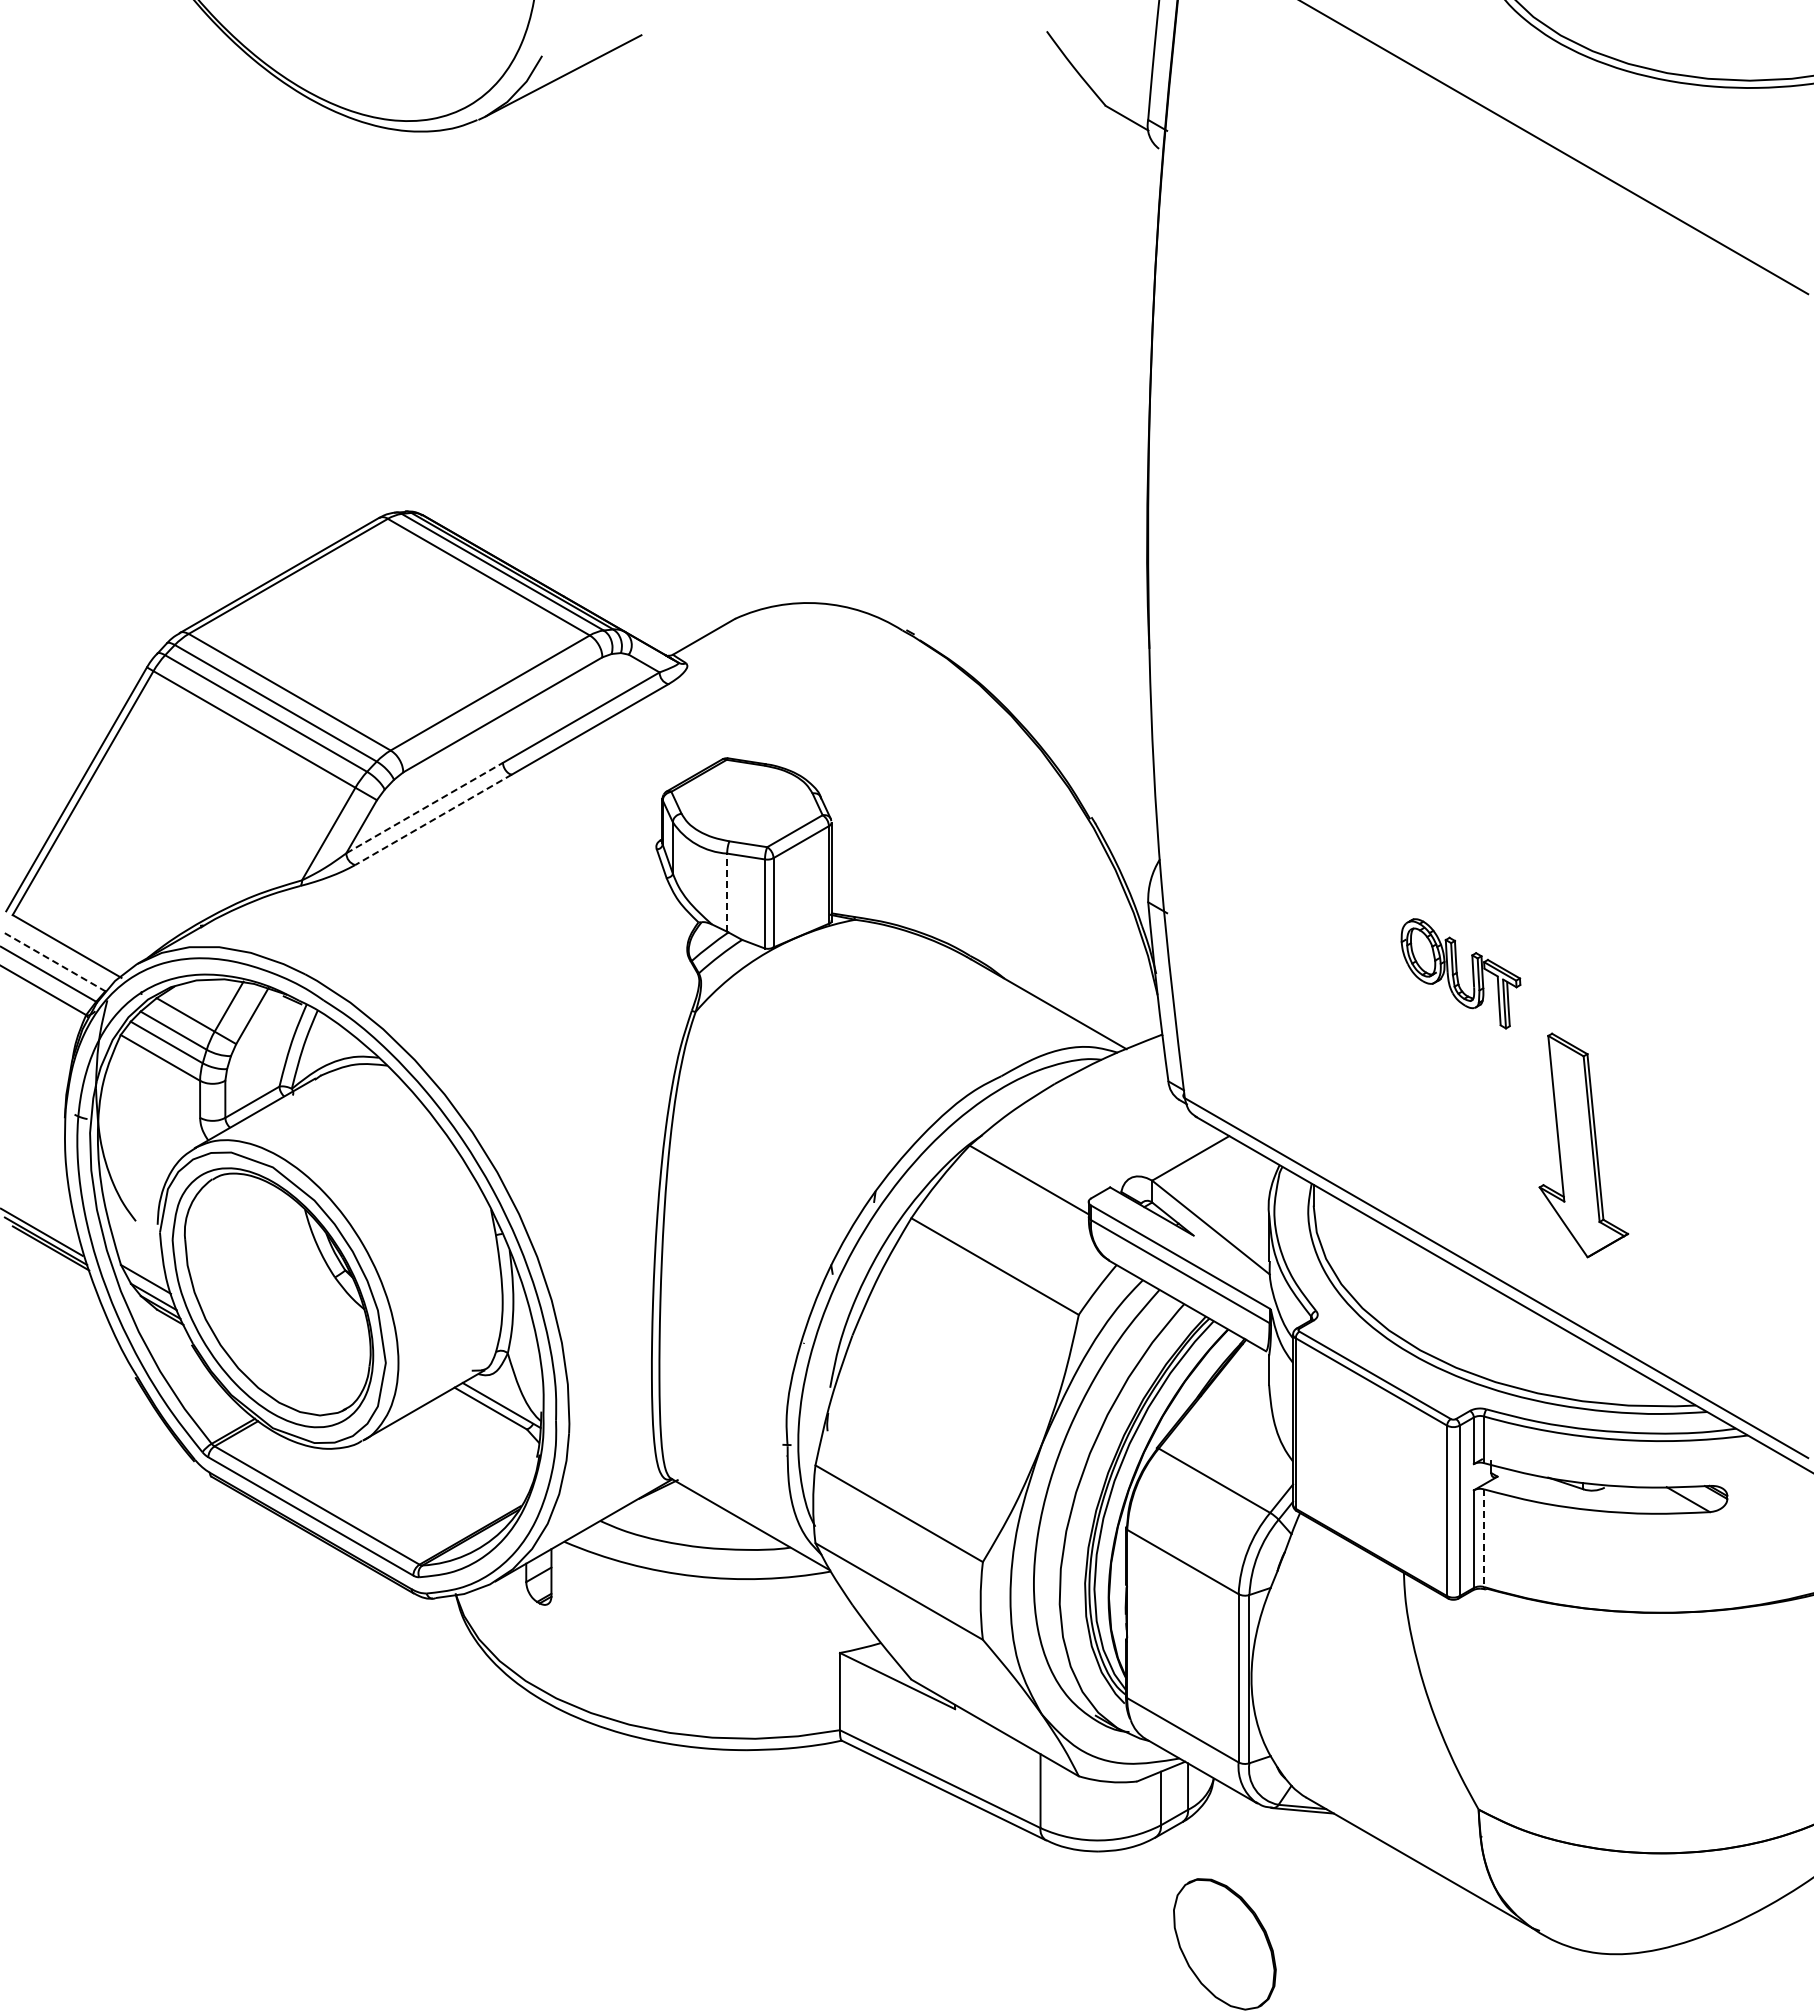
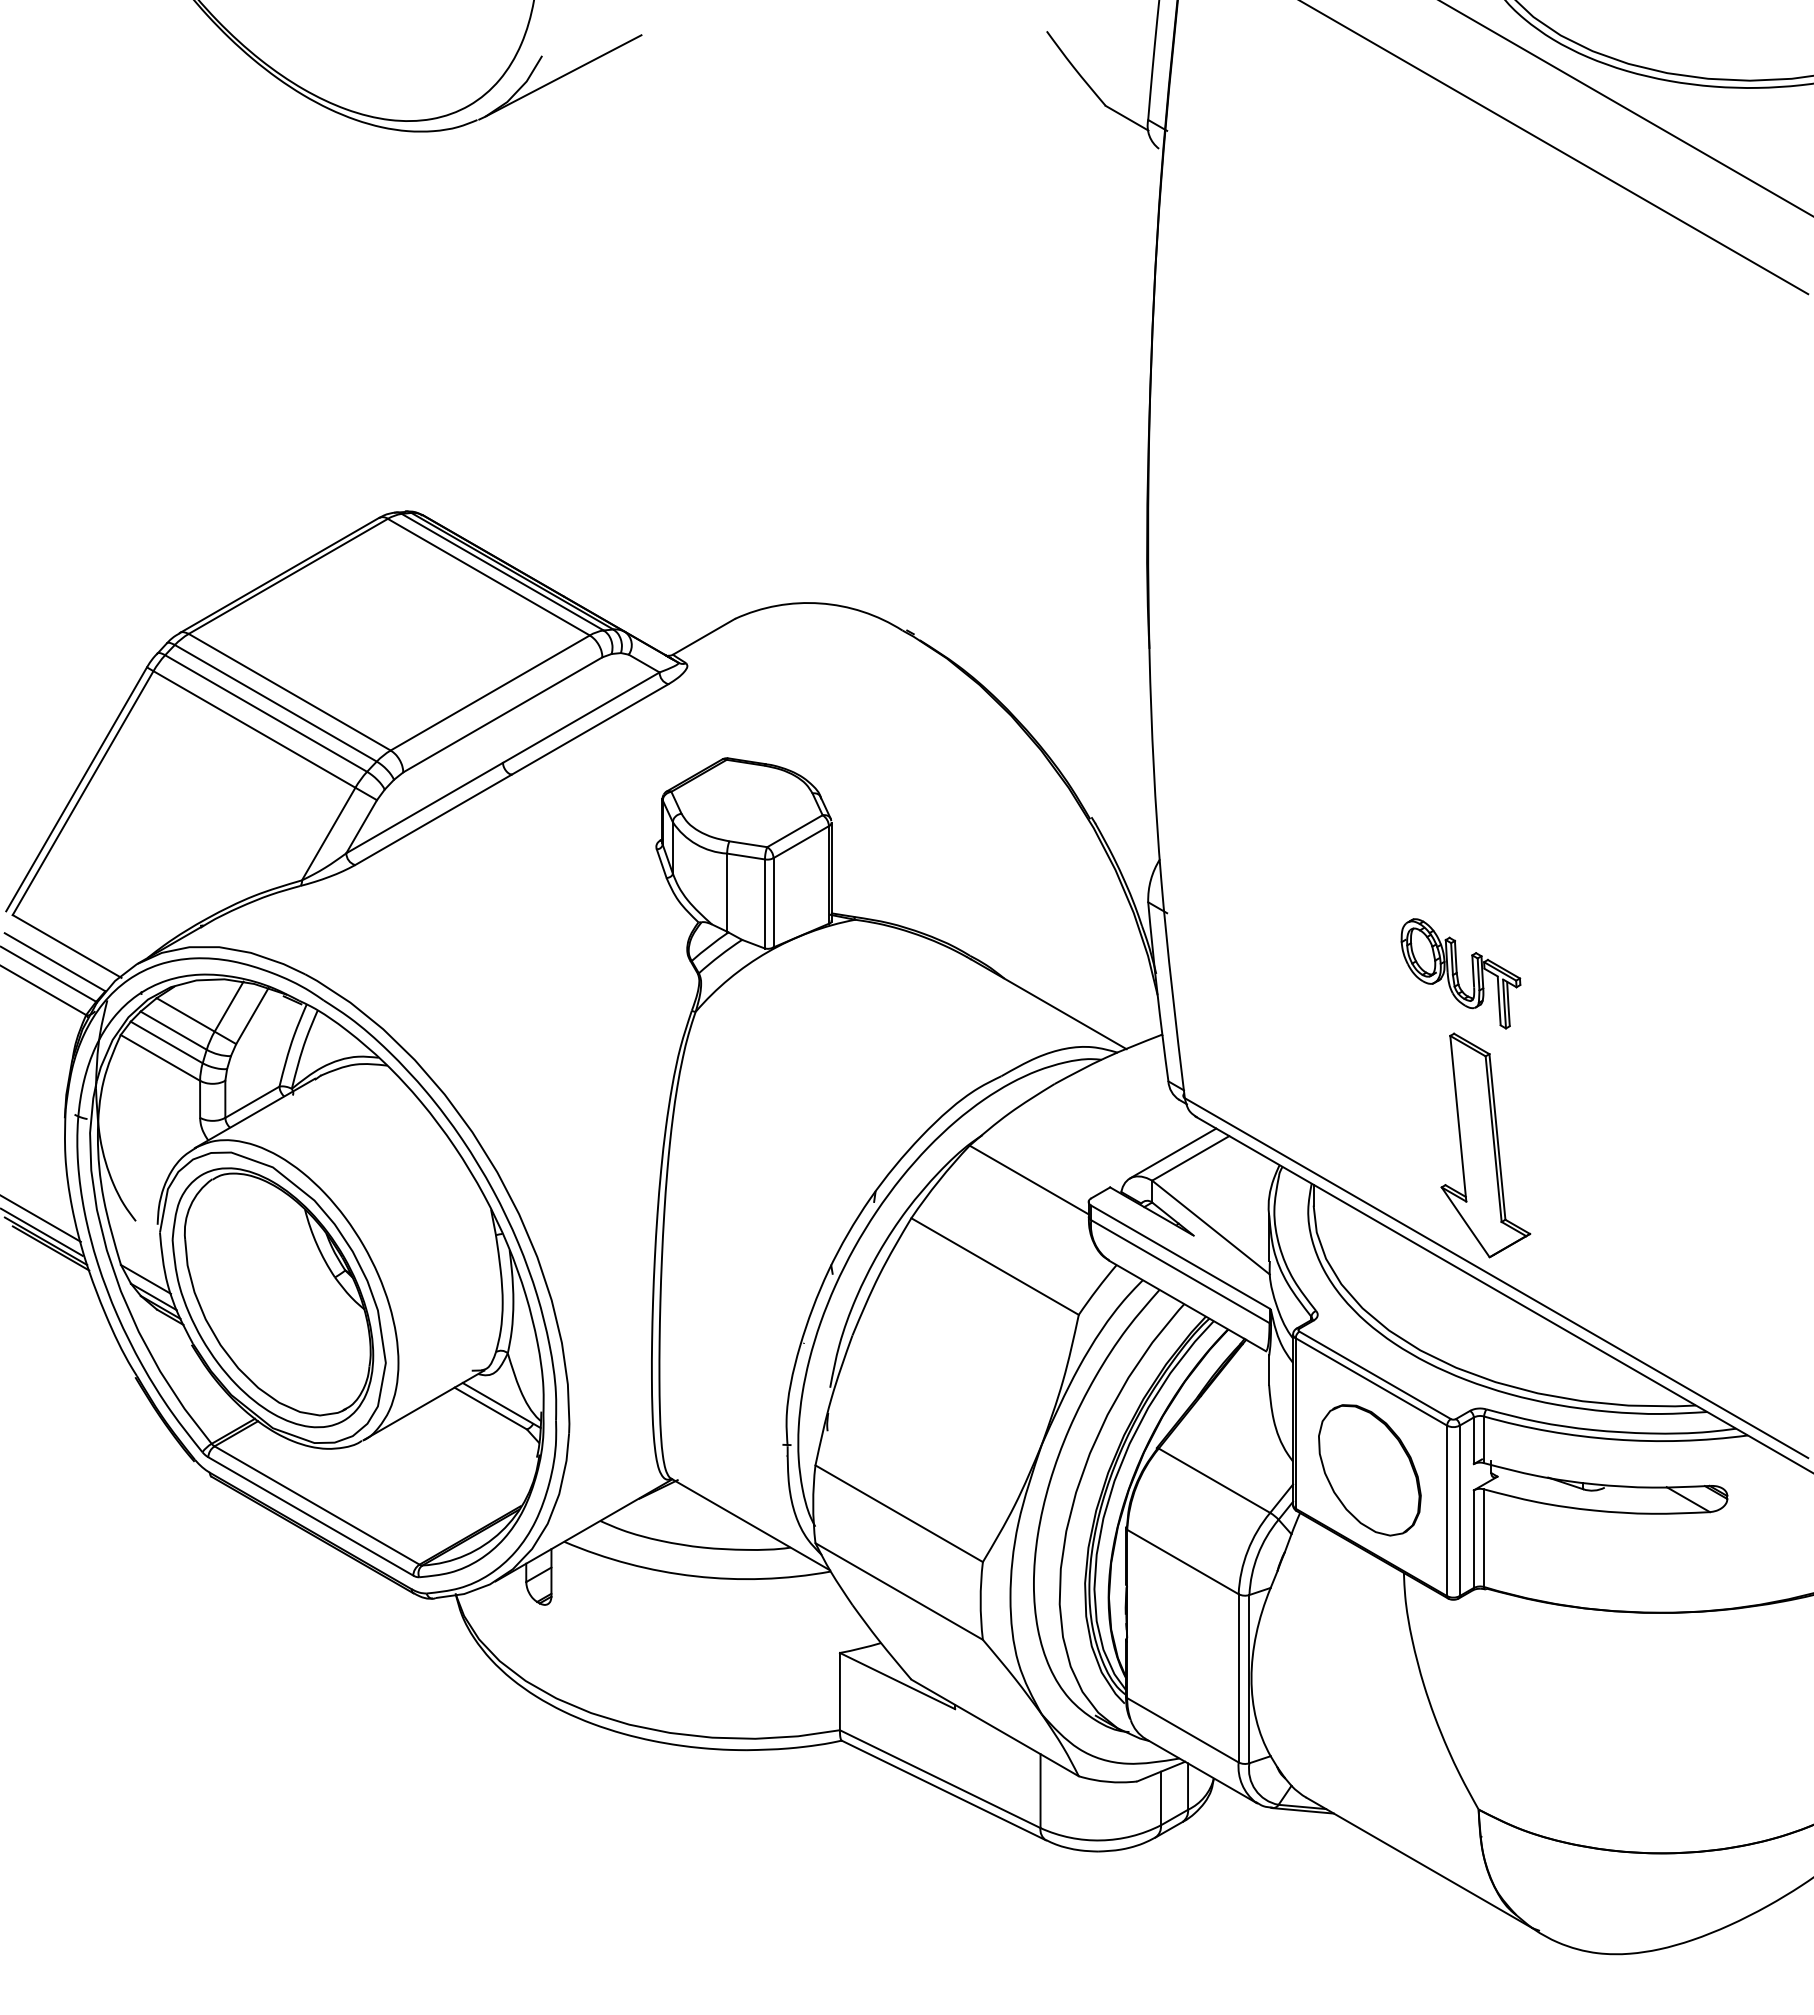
line: none -> present (1626, 108)
line: dashed -> solid (425, 807)
line: dashed -> solid (433, 820)
line: dashed -> solid (727, 892)
line: dashed -> solid (55, 962)
part position: (1583, 1145) -> (1485, 1145) (1485, 1145)
line: none -> present (1172, 1153)
line: none -> present (41, 1218)
line: dashed -> solid (1484, 1538)
part position: (1224, 1944) -> (1369, 1470) (1369, 1470)
